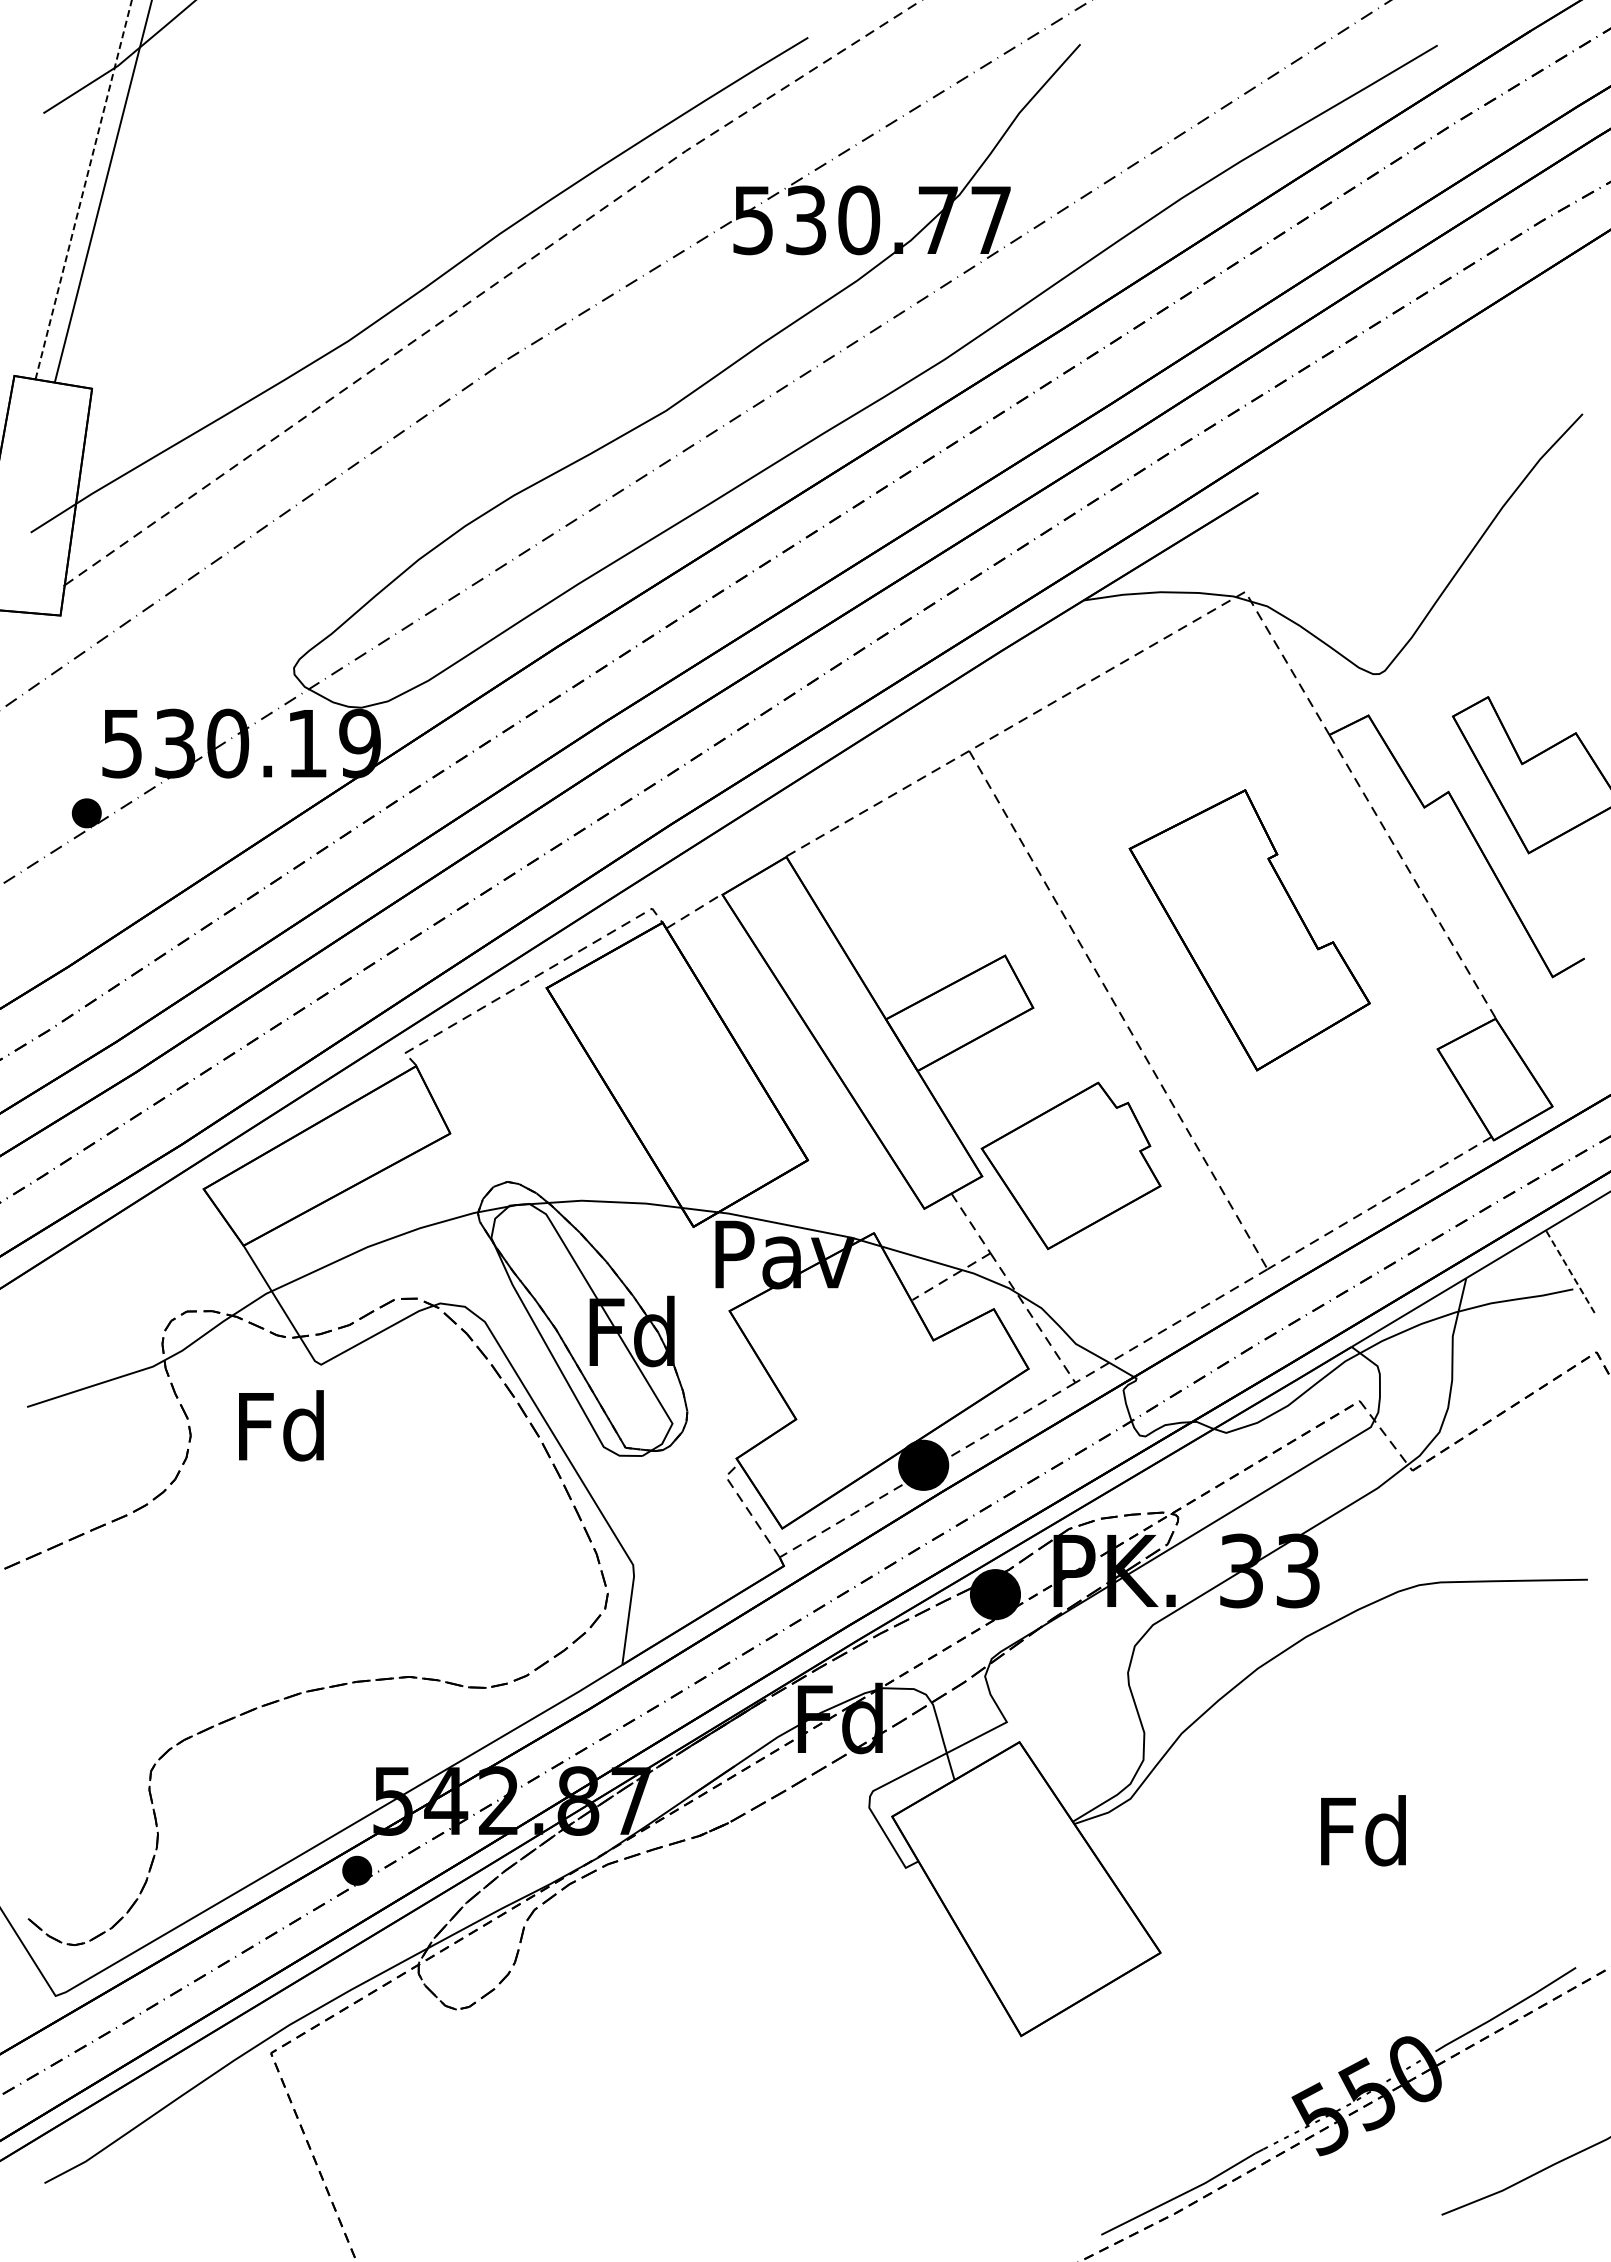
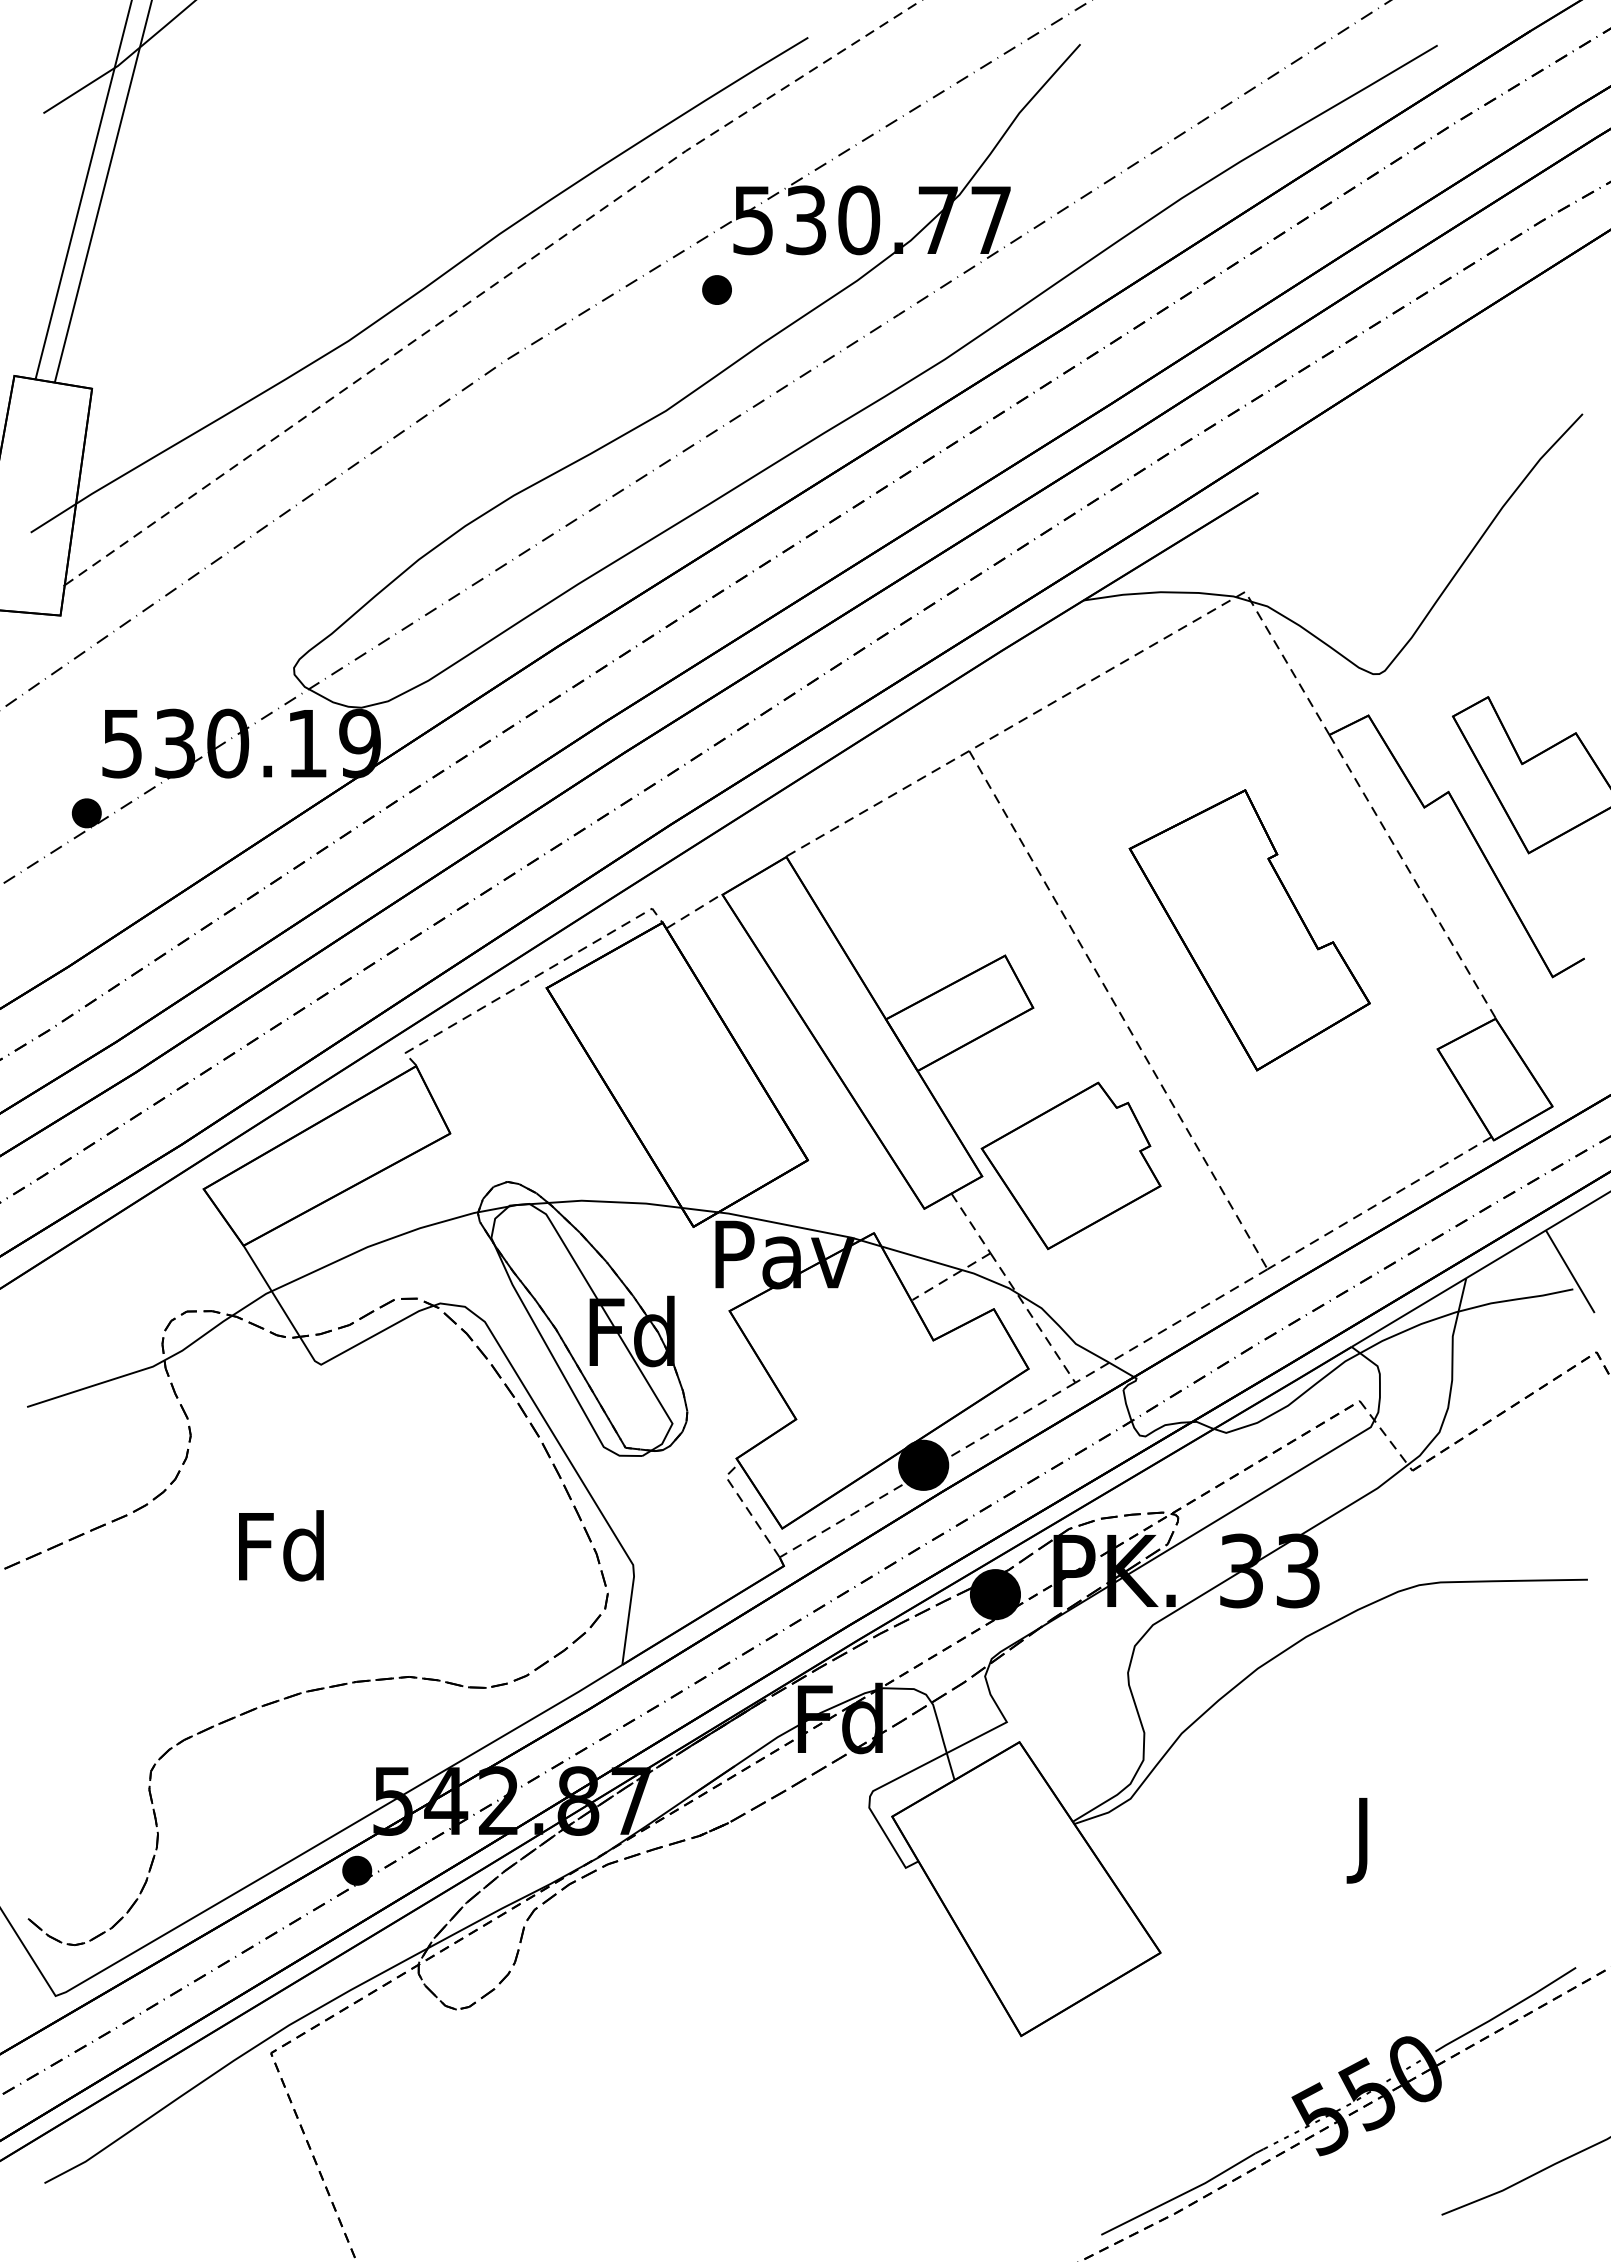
line: dashed -> solid (83, 189)
part: none -> present (716, 289)
line: dashed -> solid (1570, 1271)
text position: (281, 1425) -> (281, 1545) (281, 1545)
text: Fd -> J (1363, 1839)
